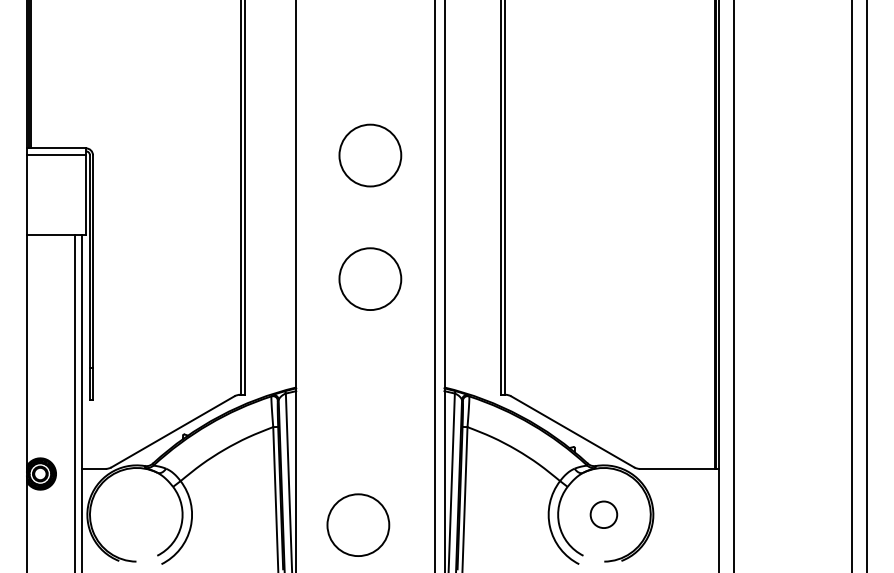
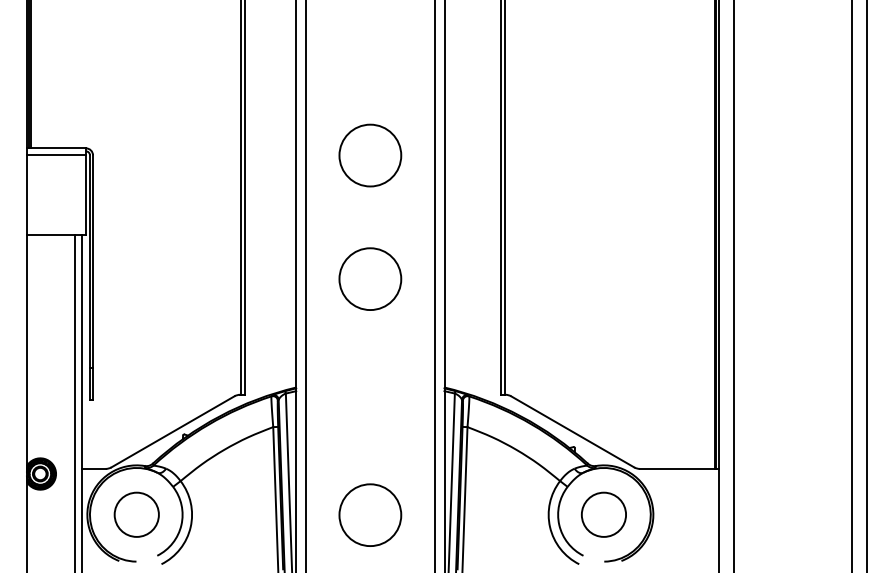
line: none -> present (306, 285)
circle: none -> present (136, 514)
circle diameter: 27 px -> 44 px (603, 514)
circle position: (358, 524) -> (370, 514) (370, 514)
